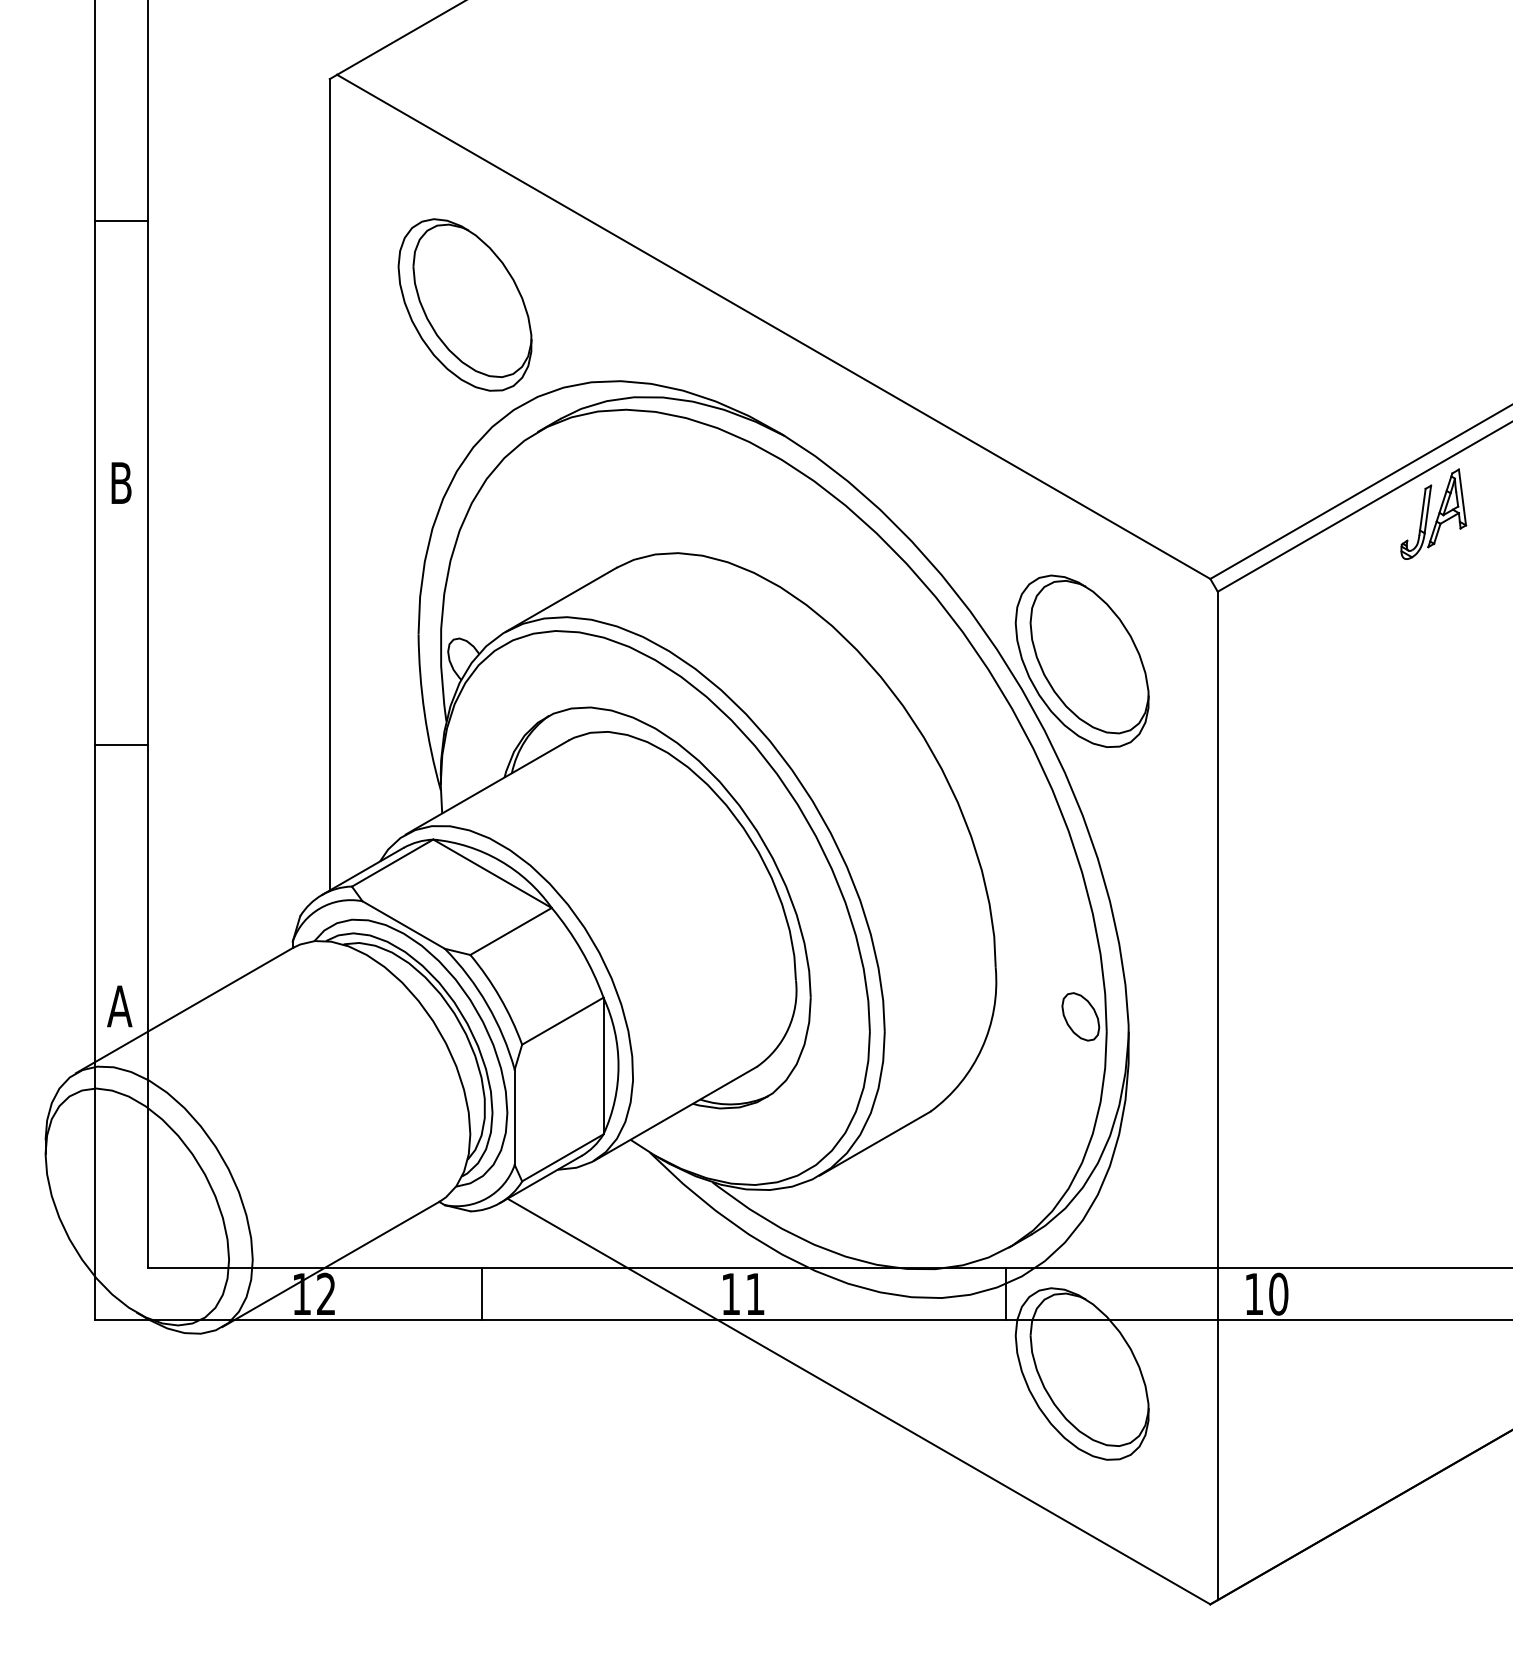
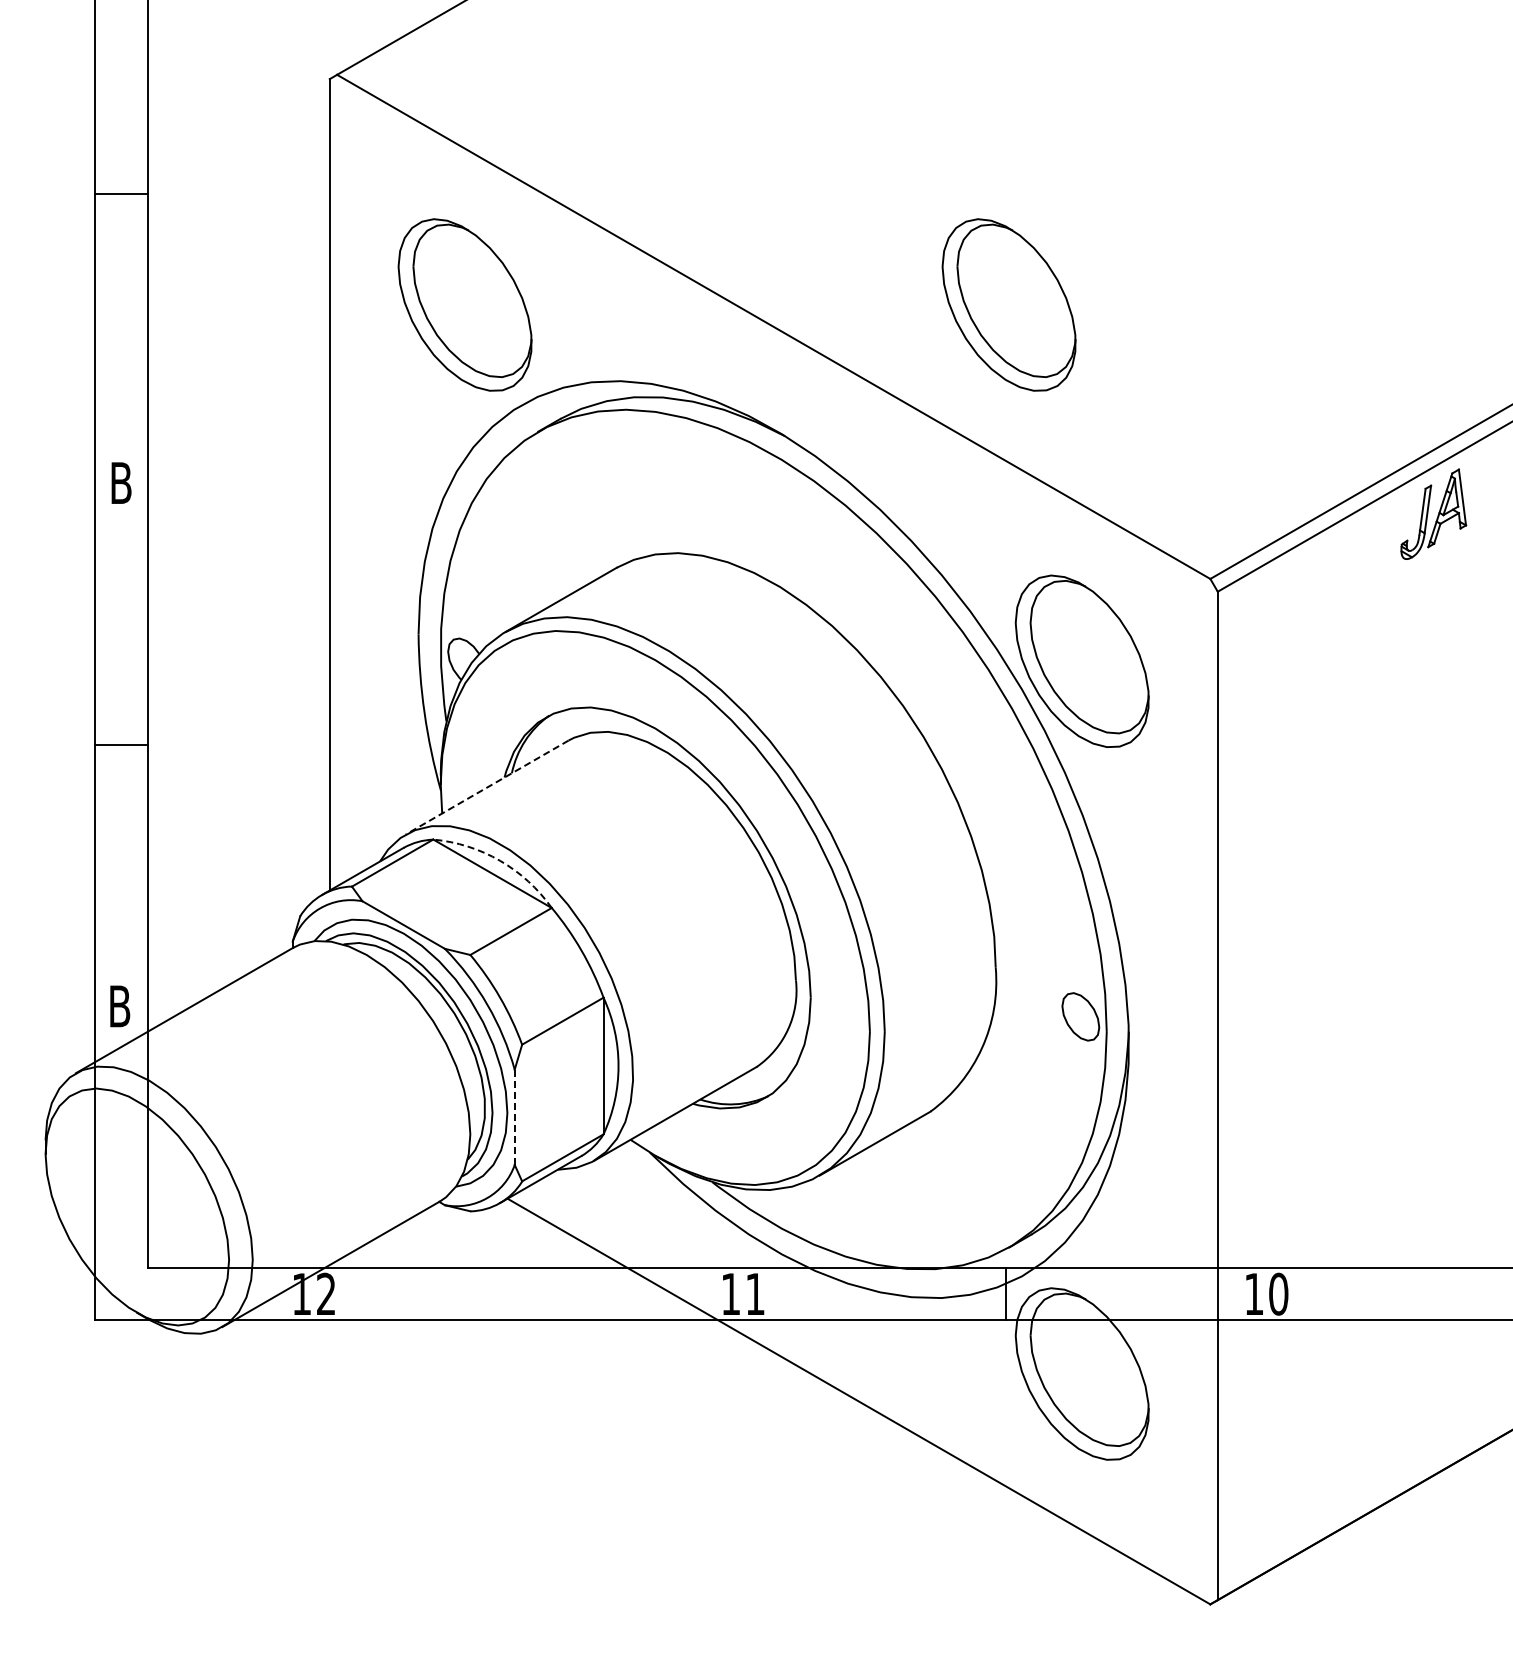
line position: (121, 221) -> (121, 194) (121, 194)
part: none -> present (1008, 304)
line: solid -> dashed (486, 787)
arc: solid -> dashed (500, 860)
text: A -> B (119, 1006)
line: solid -> dashed (514, 1117)
line: present -> none (482, 1293)
